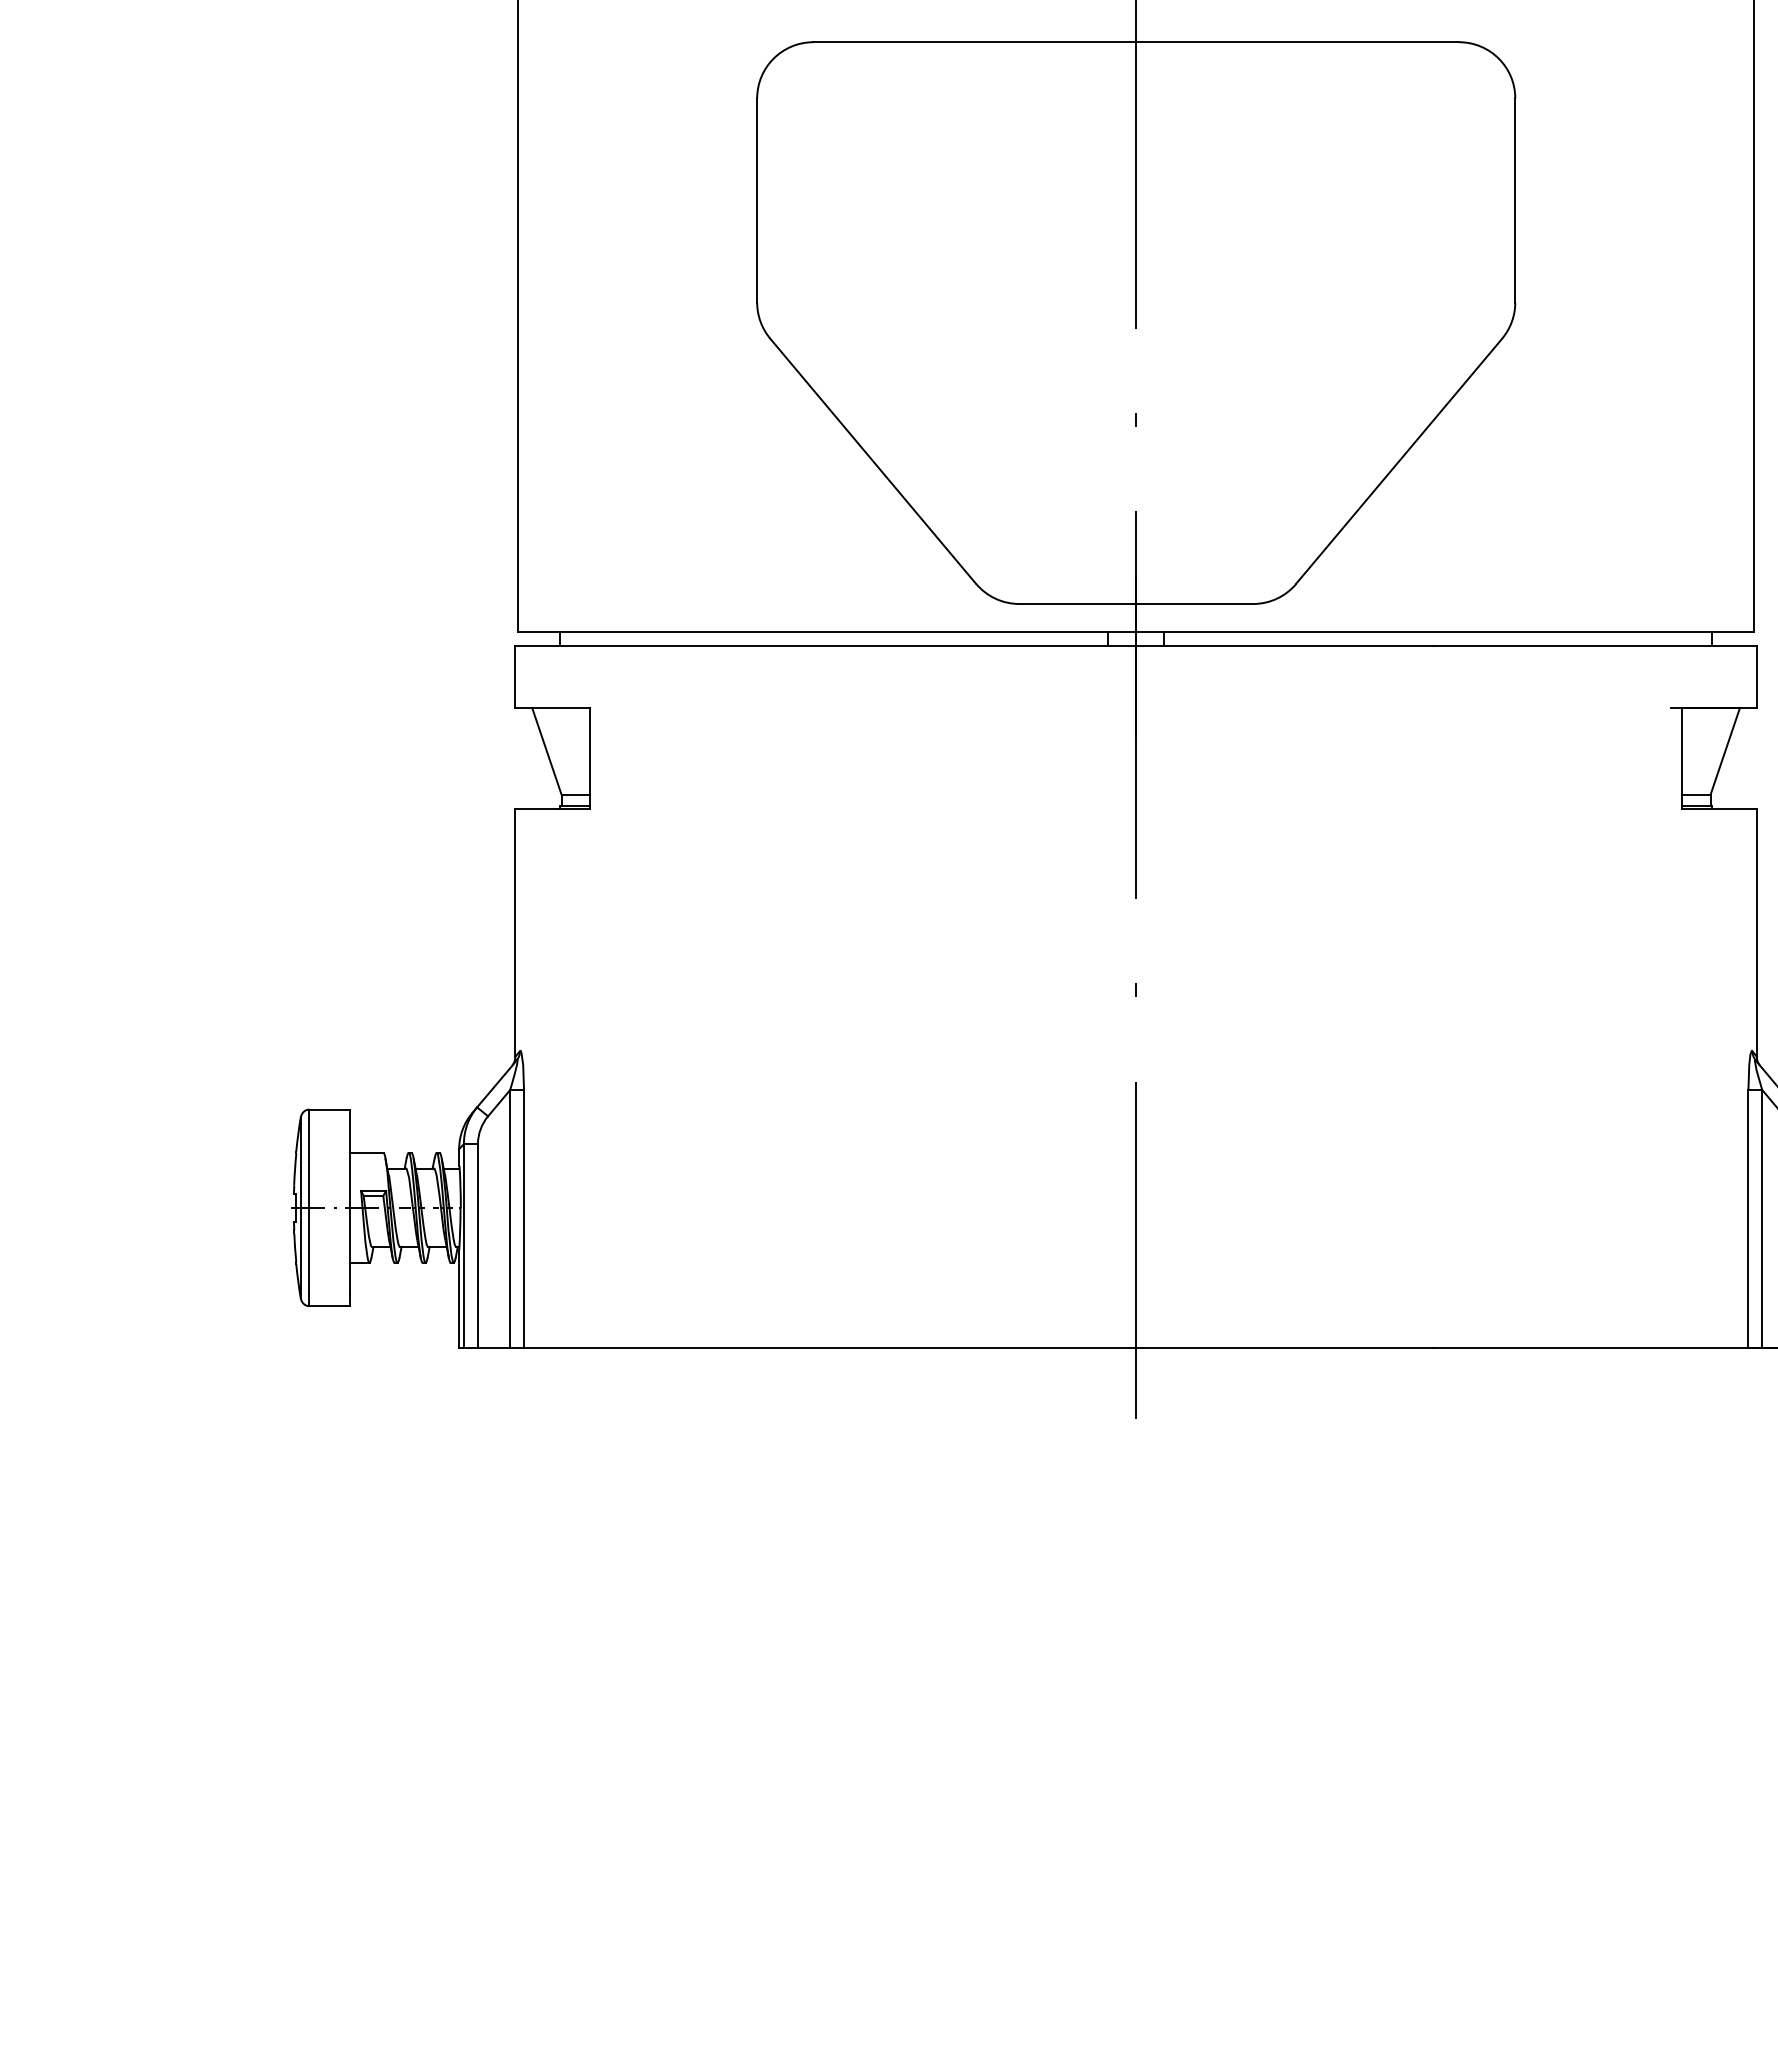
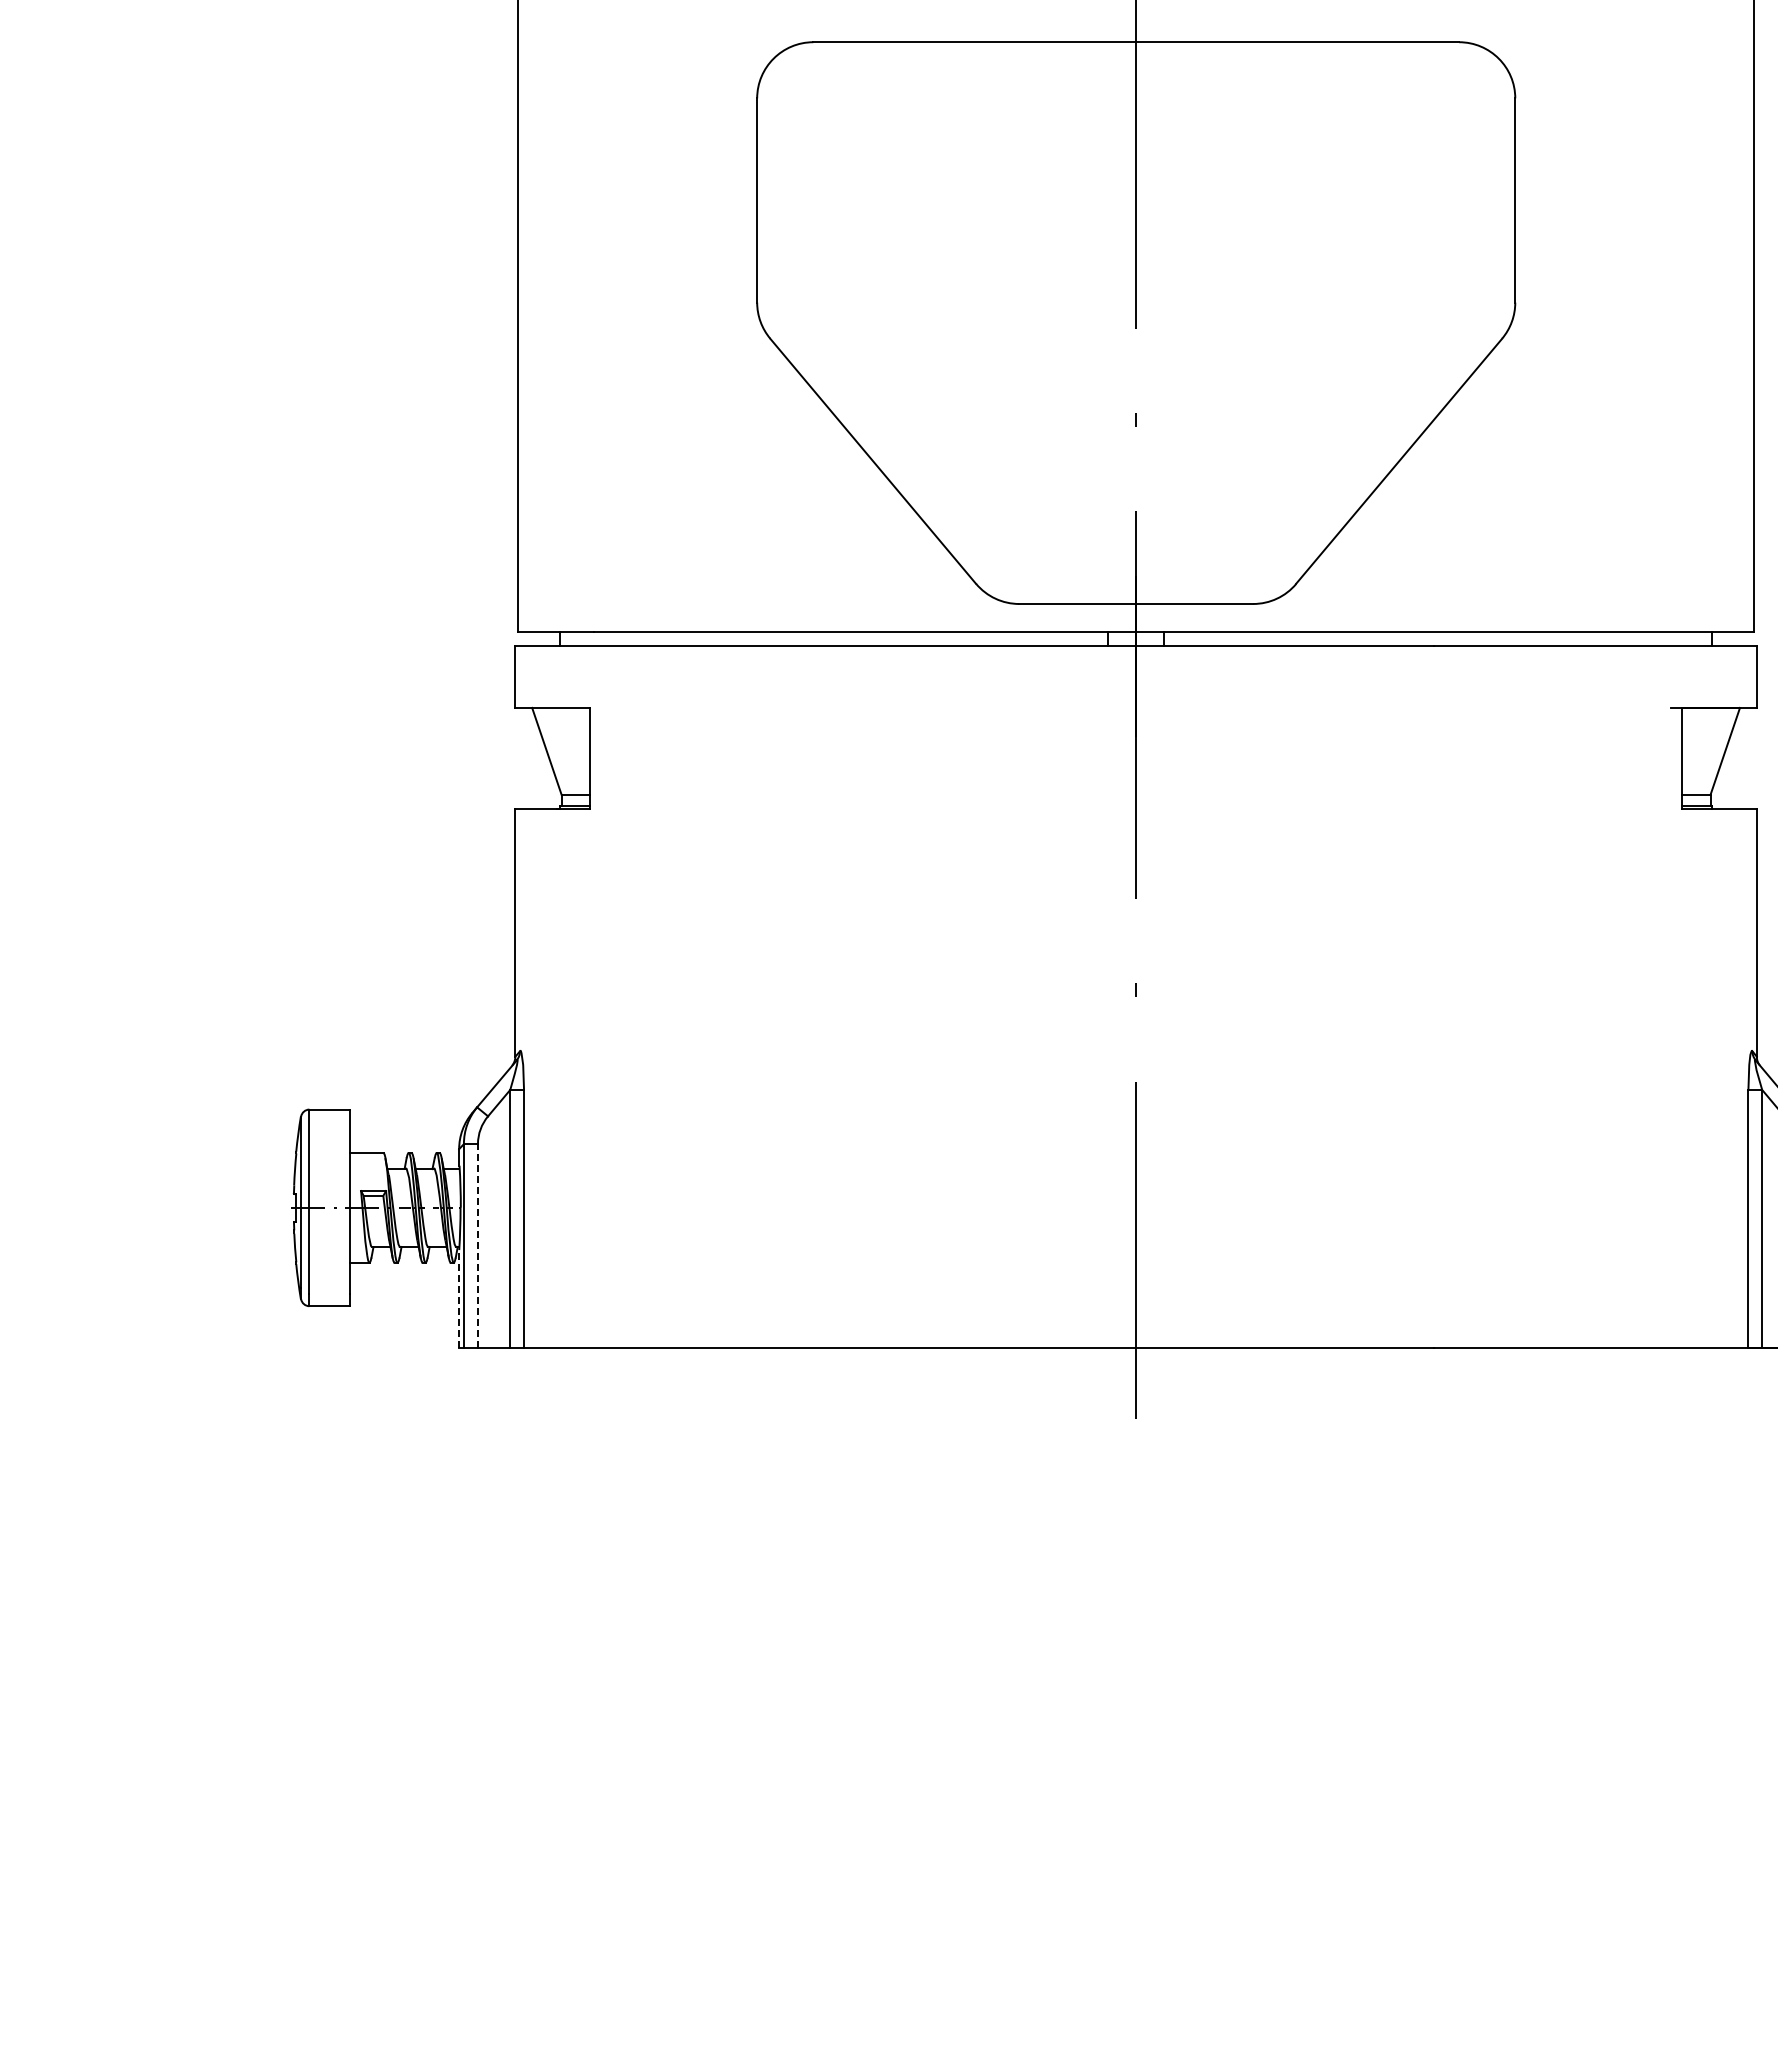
line: solid -> dashed (477, 1245)
line: solid -> dashed (459, 1298)
